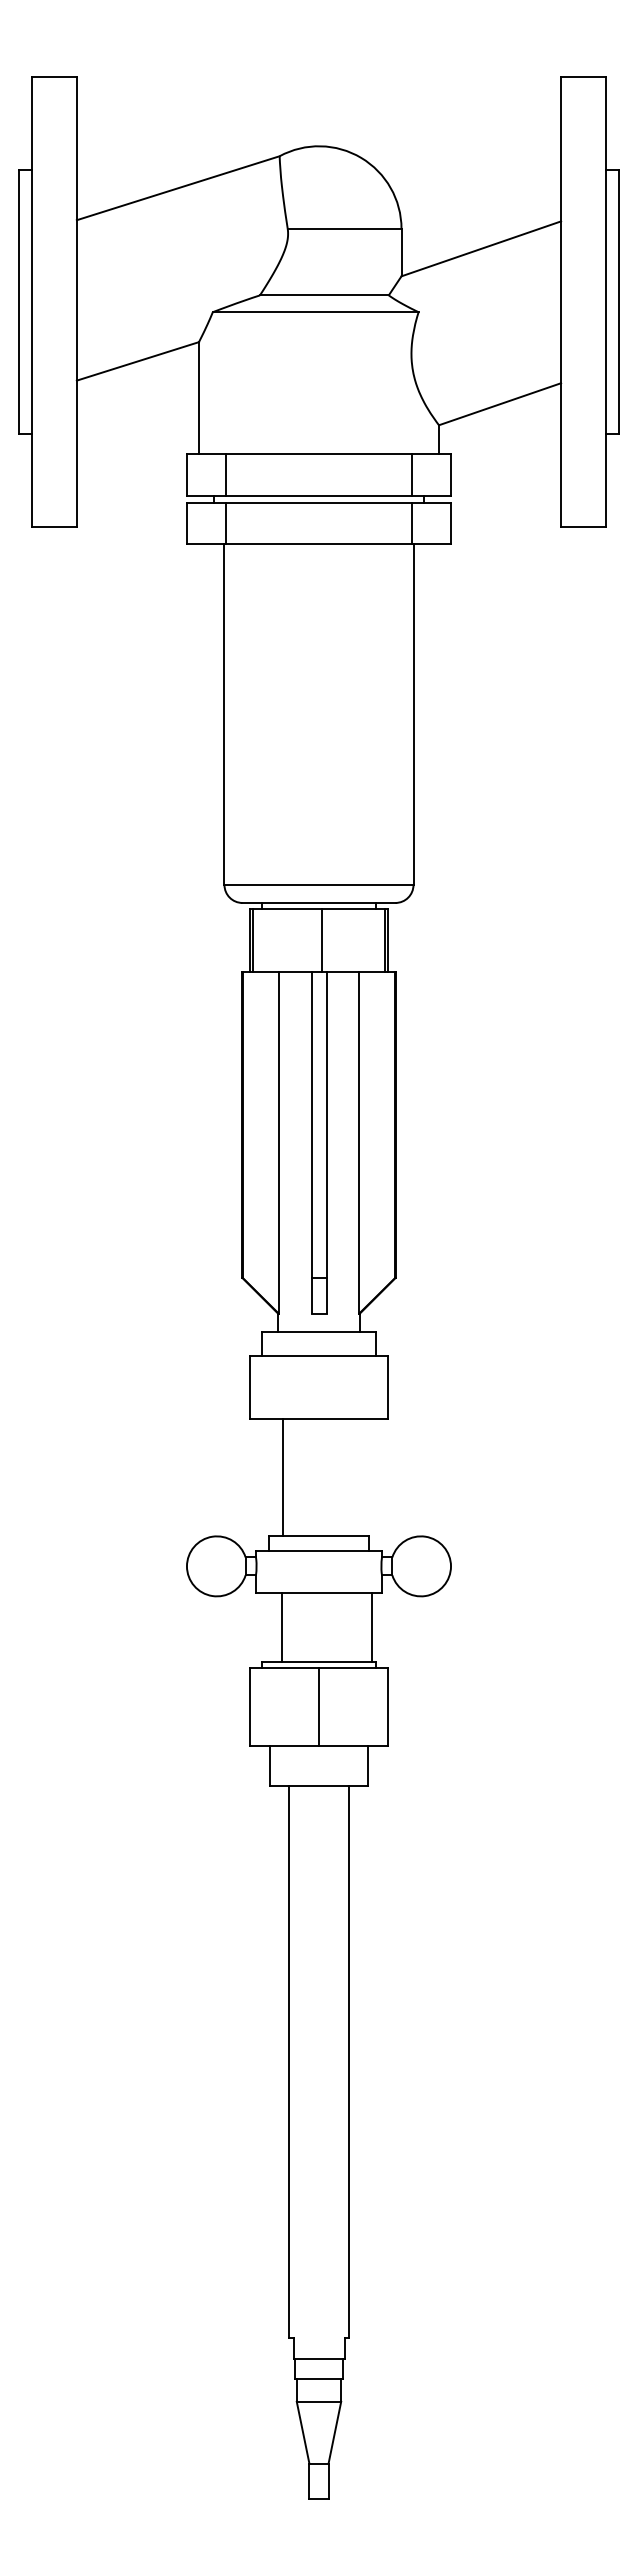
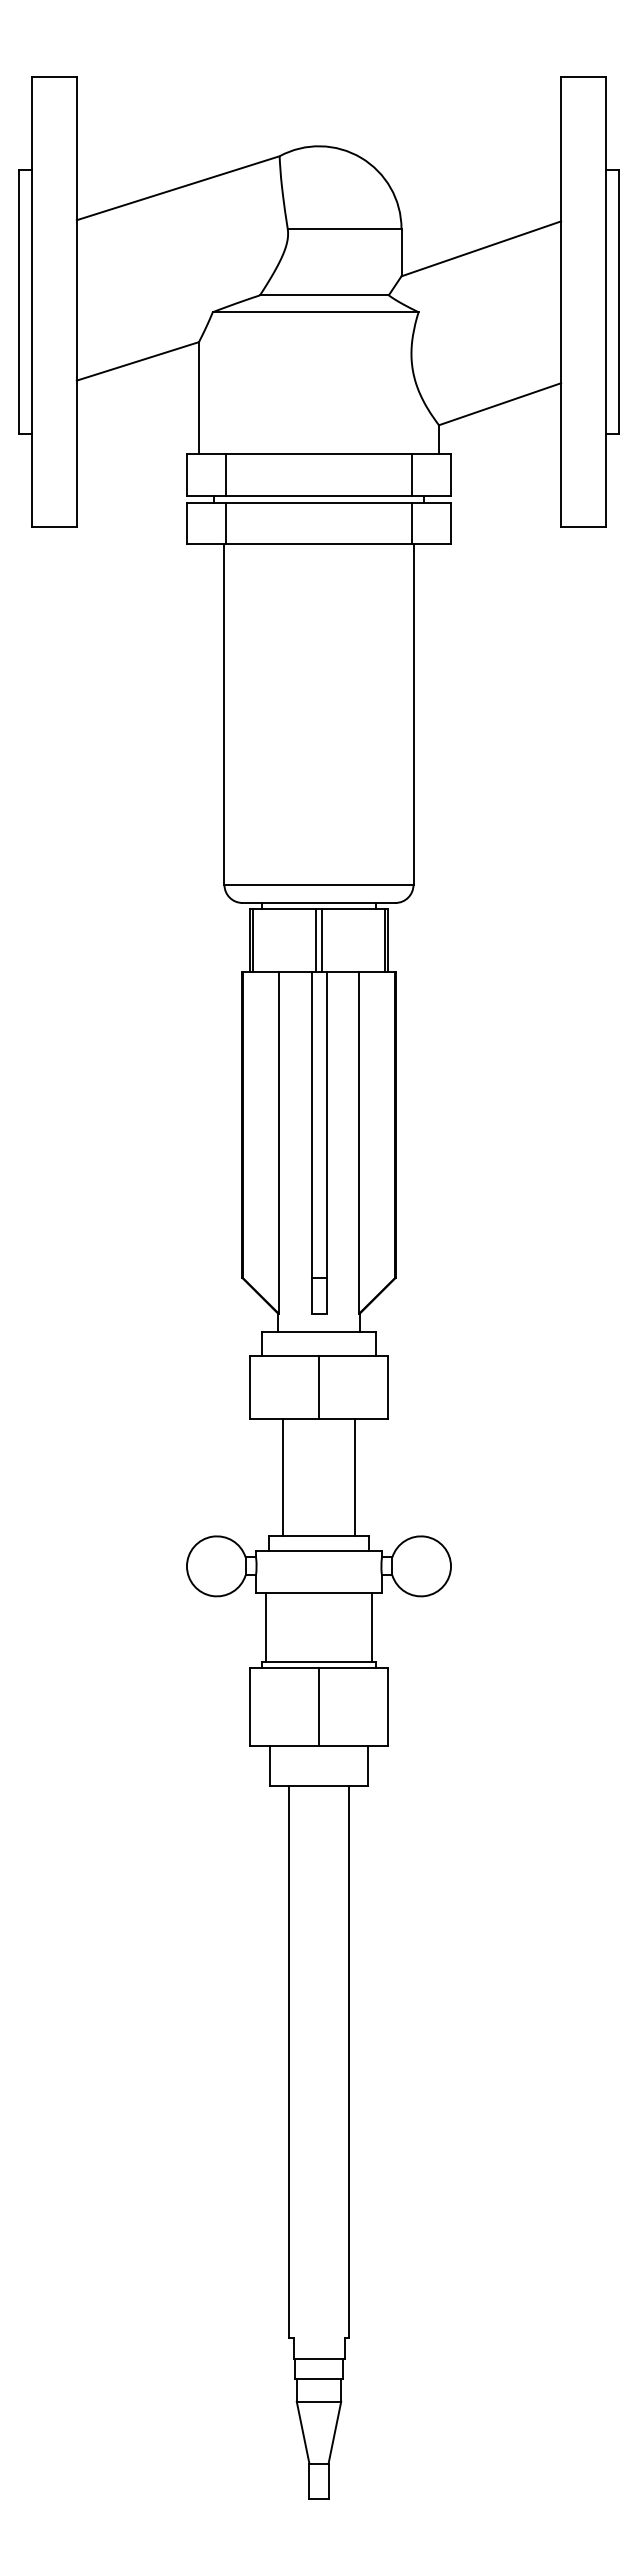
line: none -> present (315, 939)
line: none -> present (319, 1387)
line: none -> present (355, 1477)
line position: (281, 1627) -> (265, 1627) (265, 1627)
